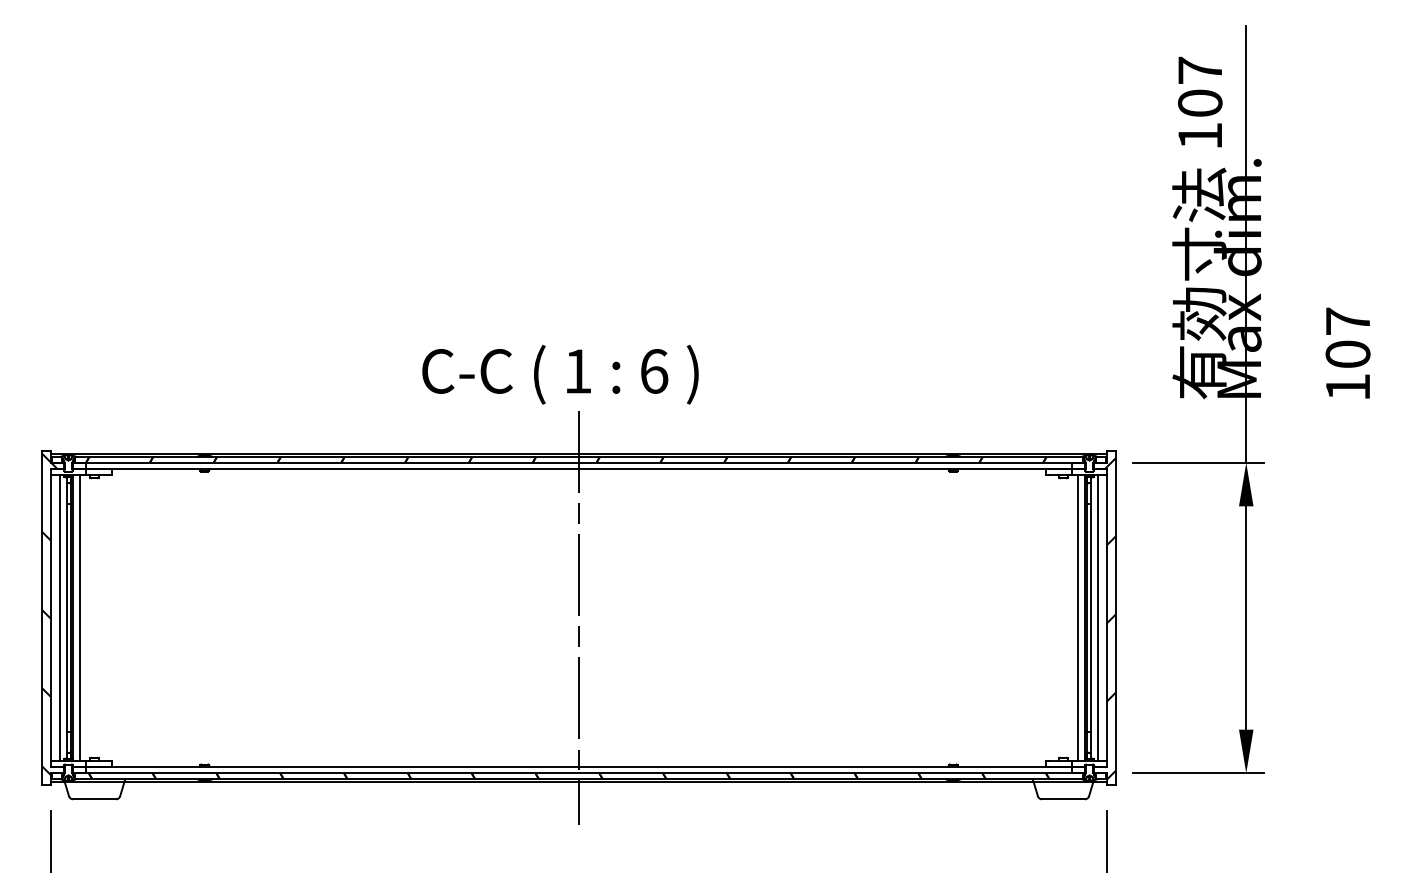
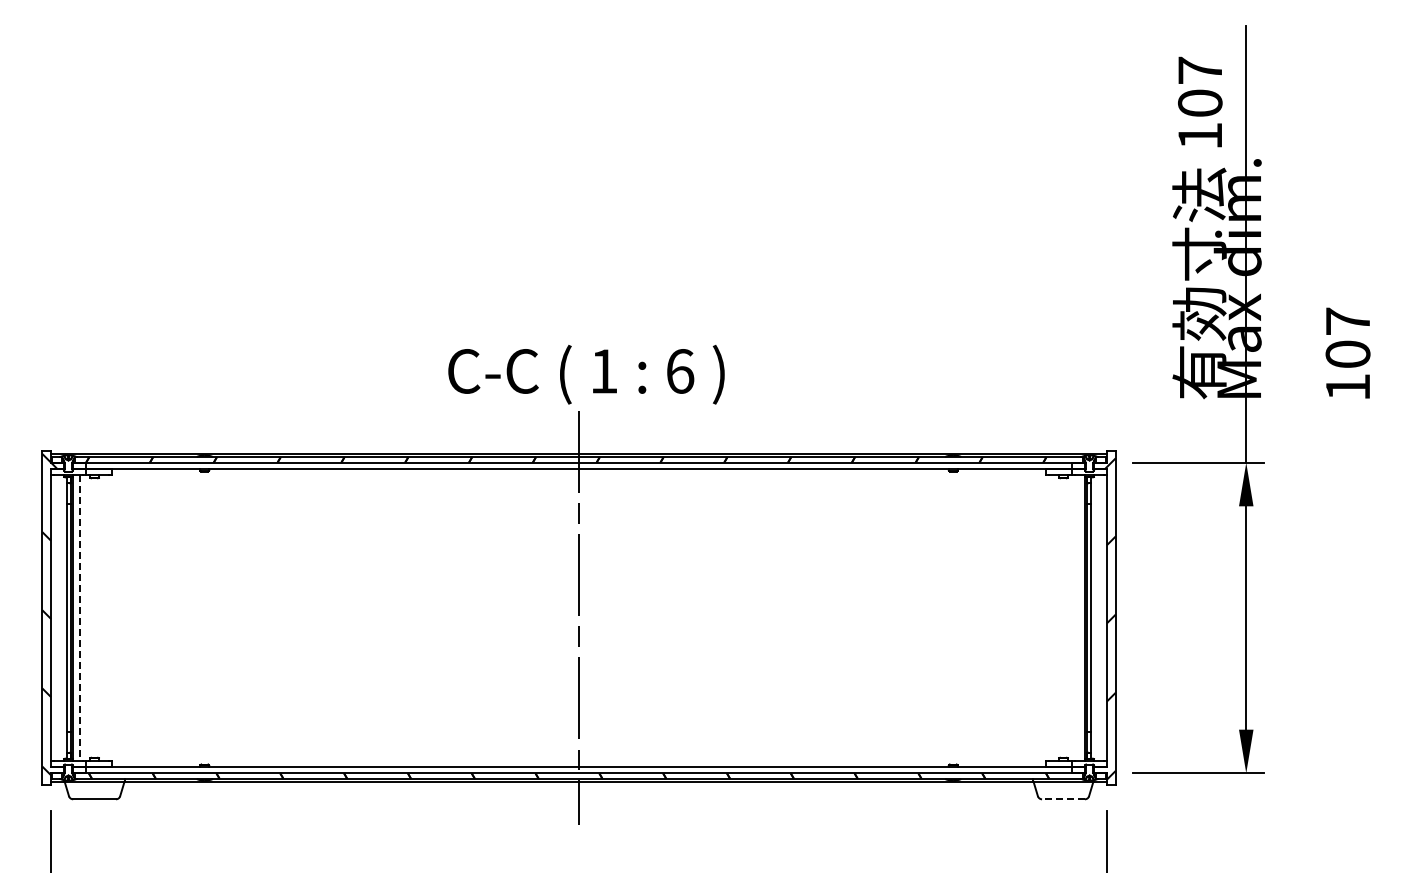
text position: (560, 374) -> (586, 374) (586, 374)
line: present -> none (59, 617)
line: present -> none (1078, 617)
line: present -> none (1098, 617)
line: solid -> dashed (80, 618)
line: solid -> dashed (1063, 799)
